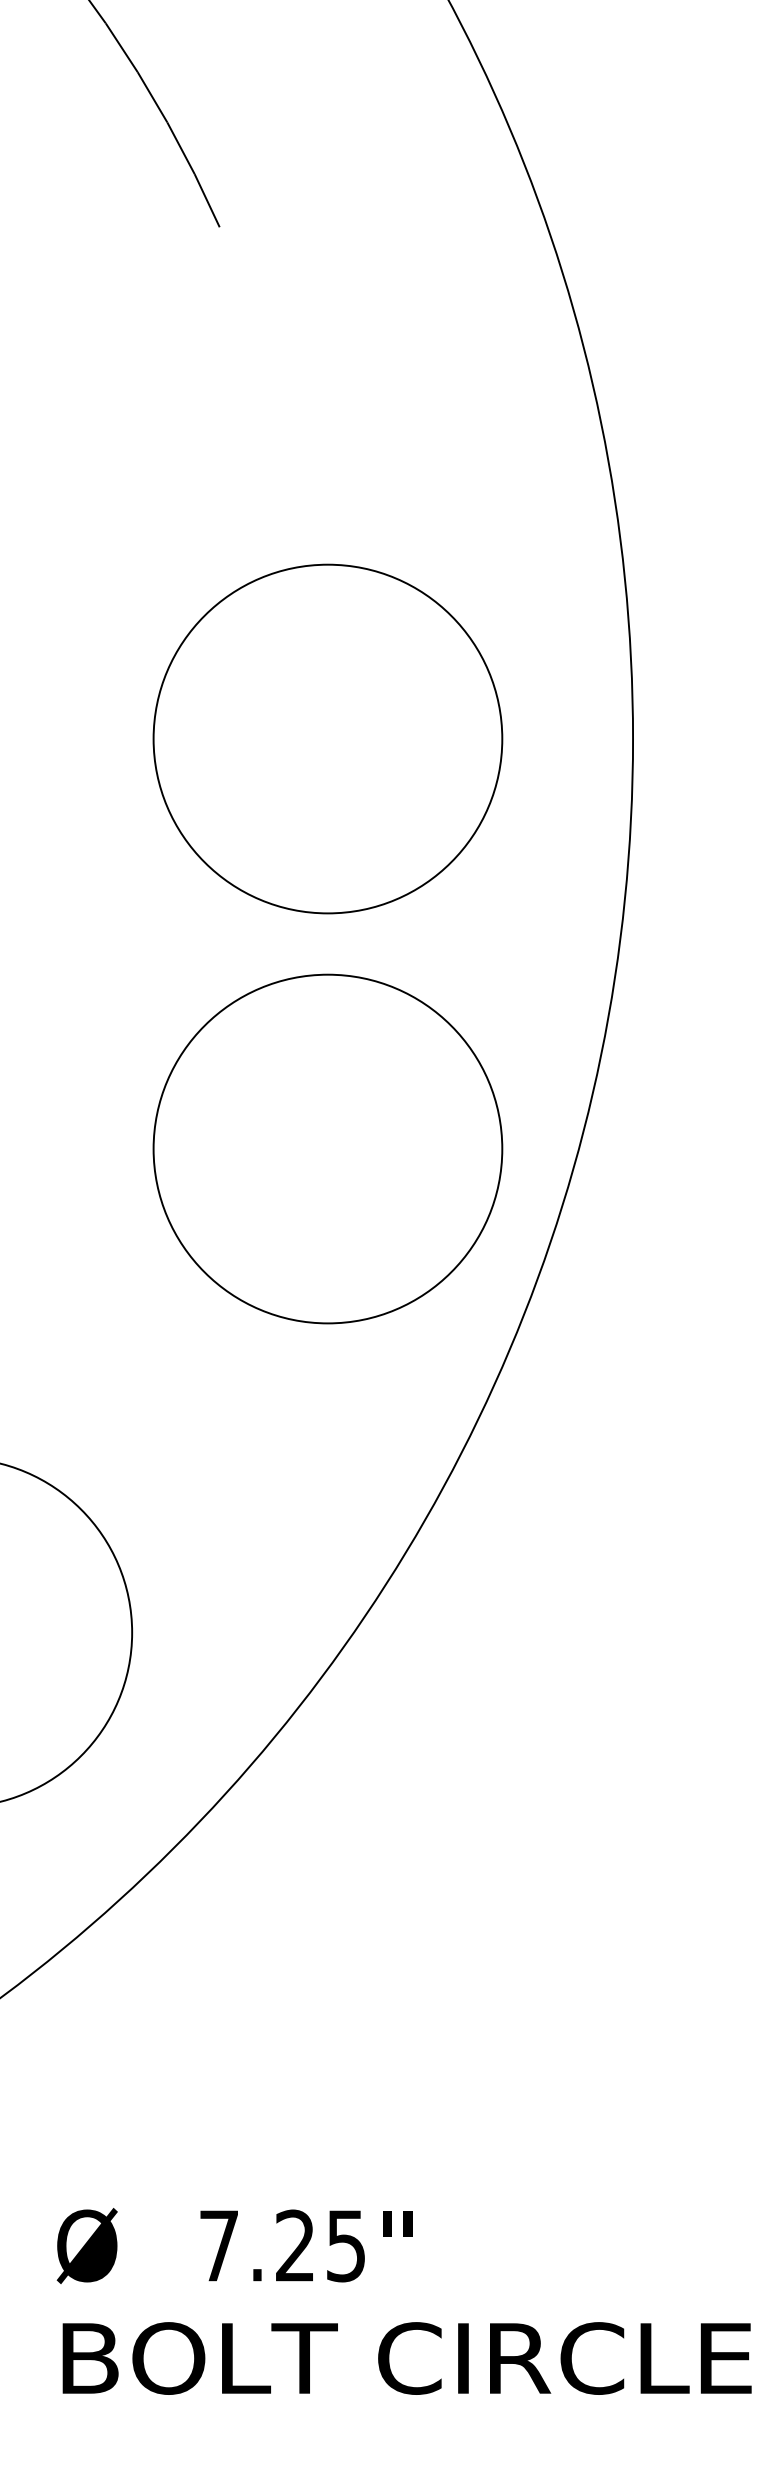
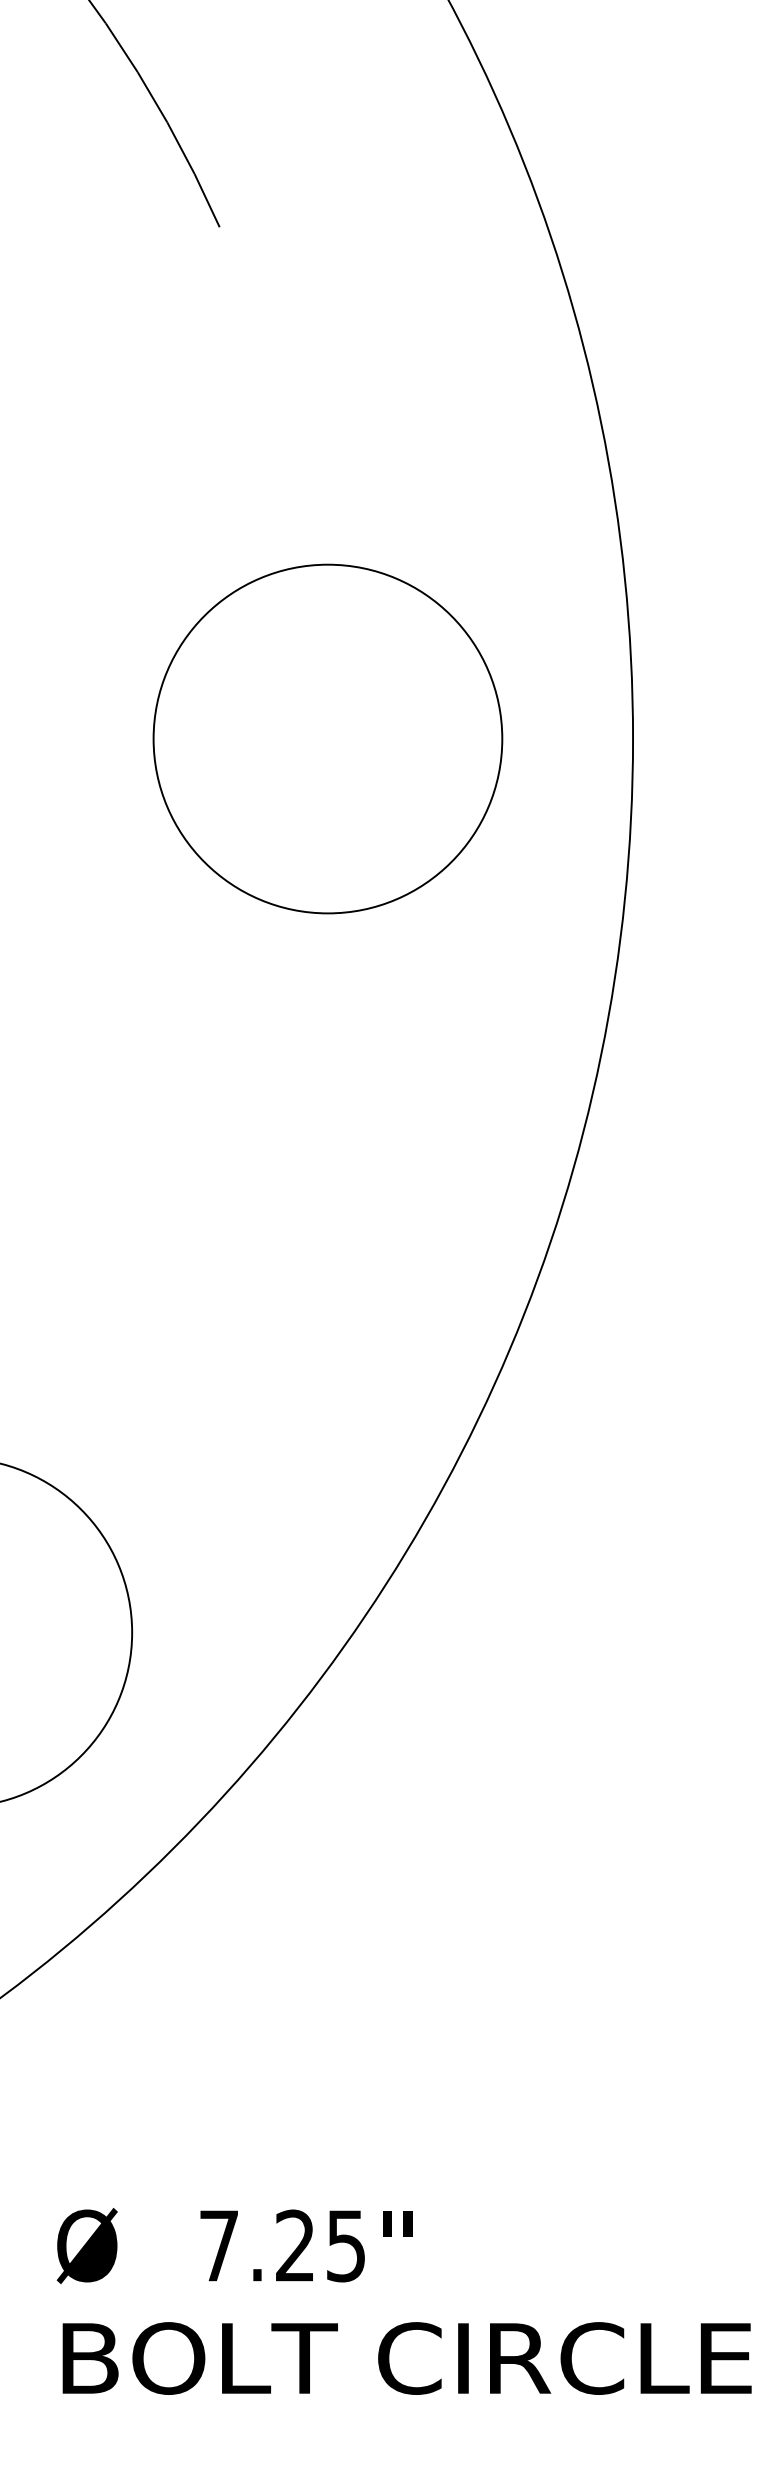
circle: present -> none (327, 1148)
